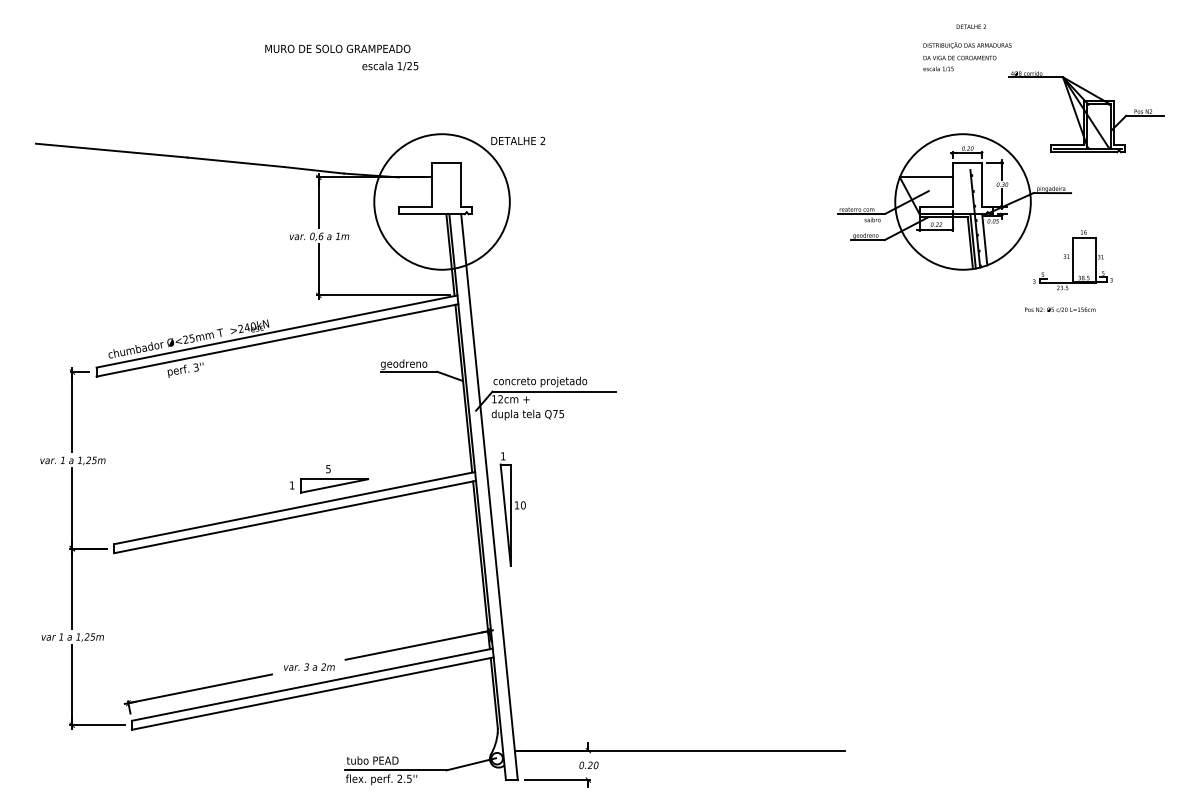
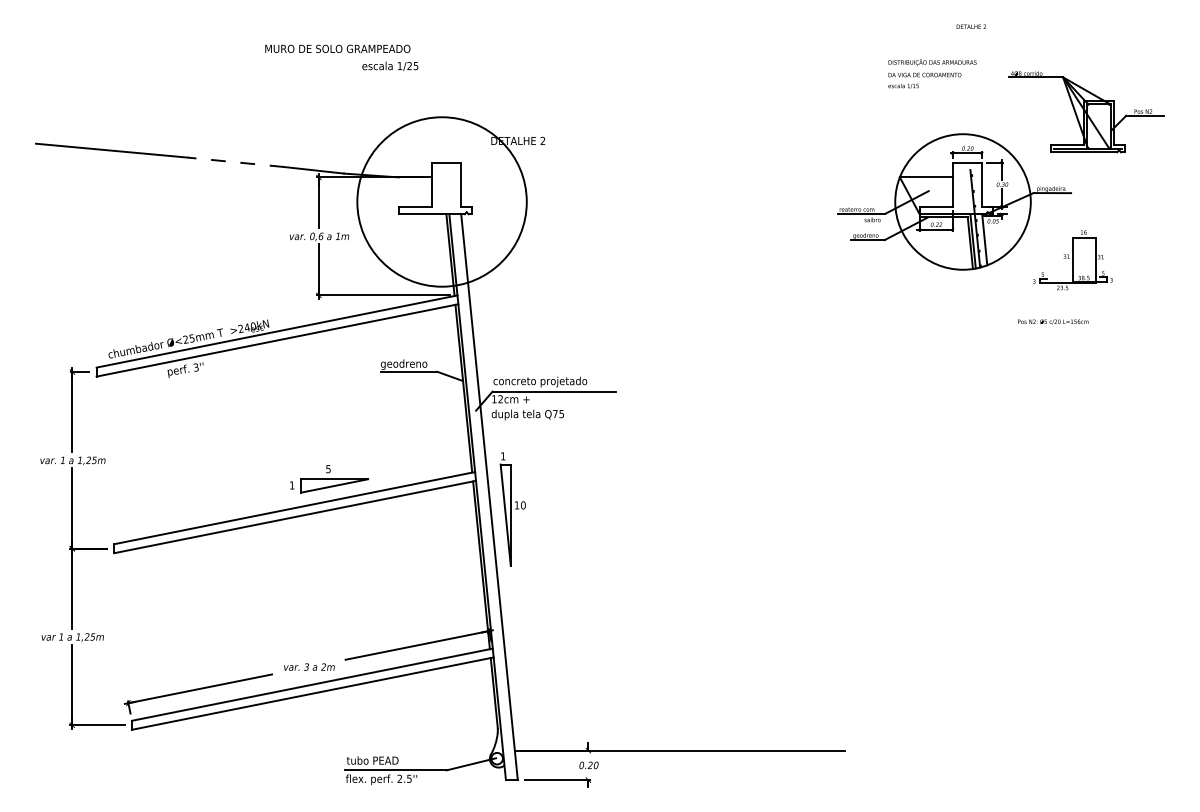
text position: (967, 56) -> (932, 73) (932, 73)
line: solid -> dashed (235, 162)
circle diameter: 136 px -> 169 px (441, 201)
text position: (1060, 309) -> (1053, 321) (1053, 321)
